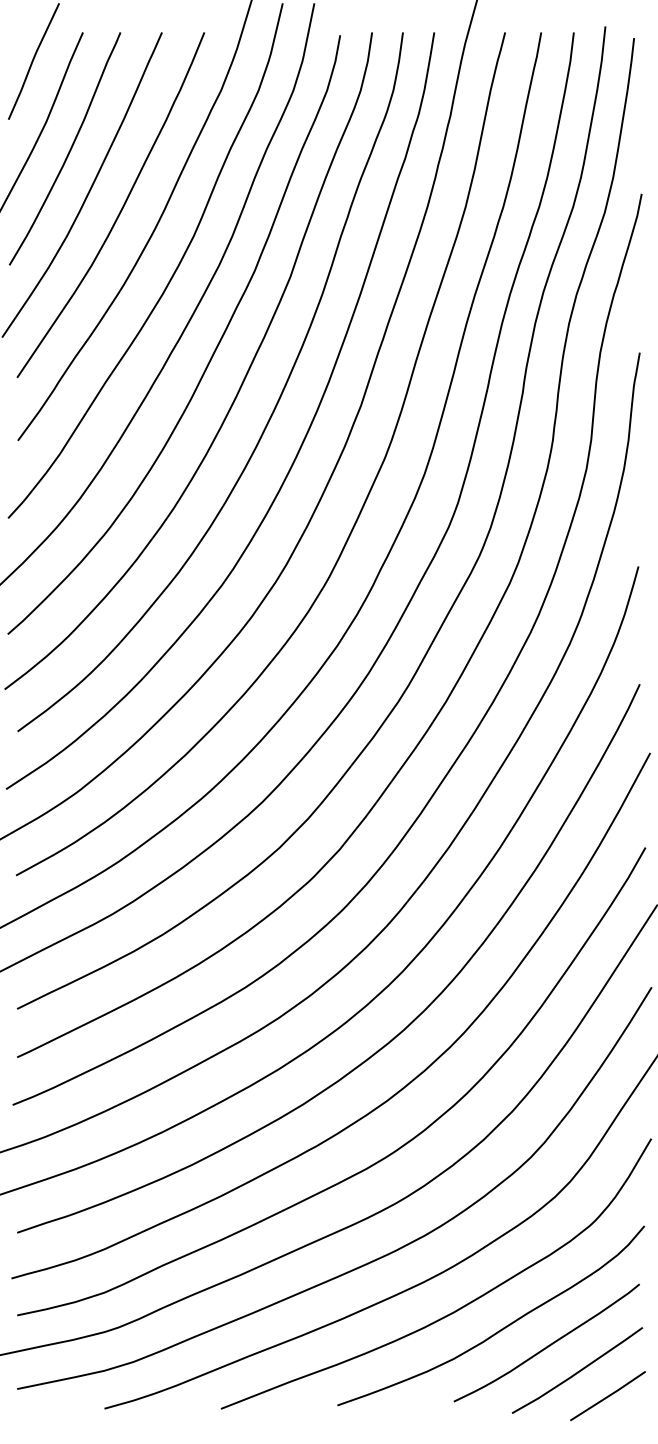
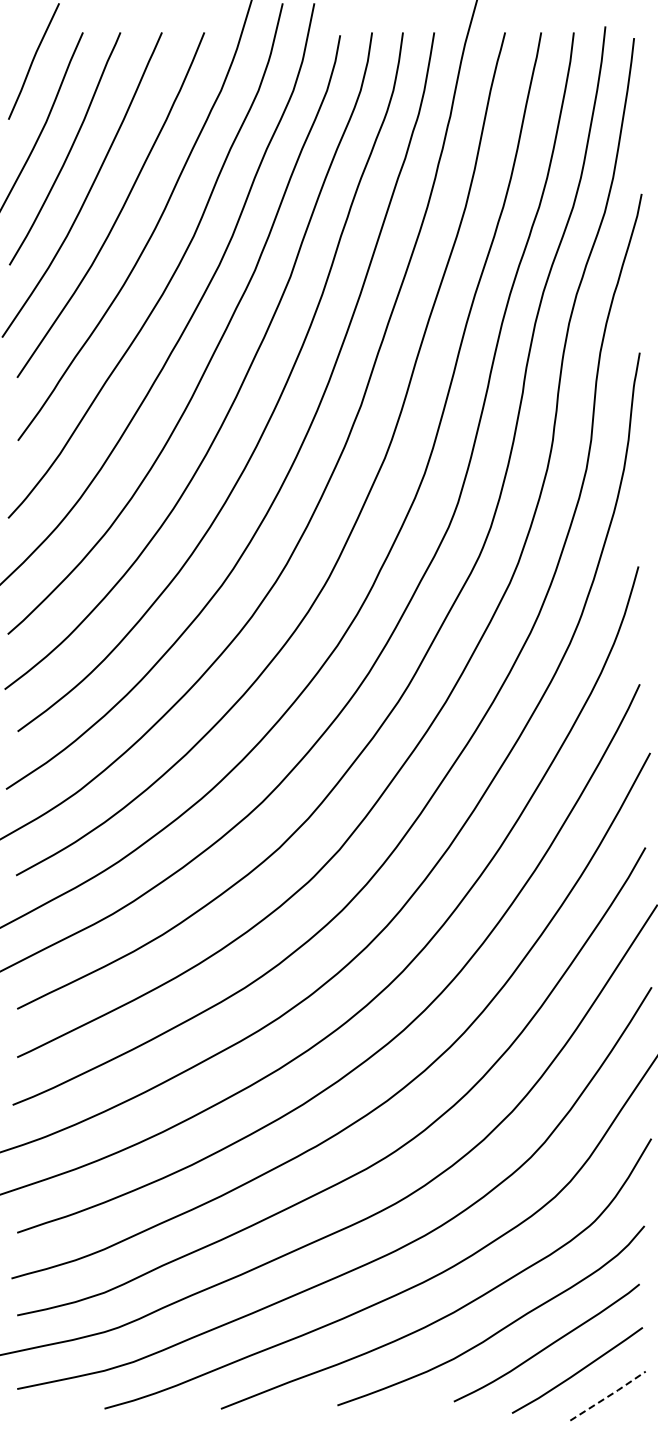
line: solid -> dashed (608, 1396)
